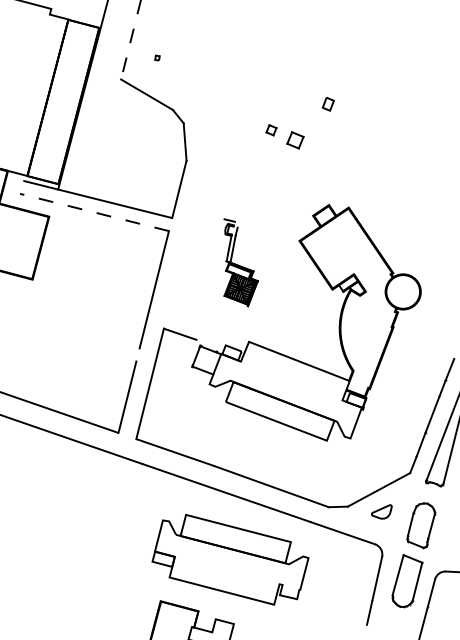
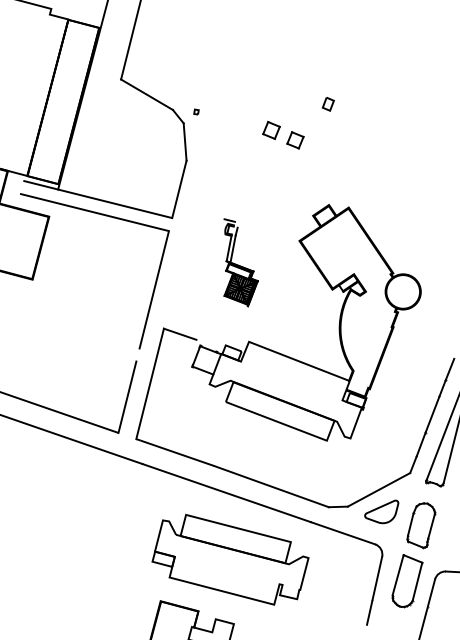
line: dashed -> solid (131, 39)
part position: (157, 57) -> (196, 111) (196, 111)
part size: 13x13 px -> 19x20 px (271, 129)
line: dashed -> solid (94, 212)
part size: 22x16 px -> 36x26 px (381, 511)
